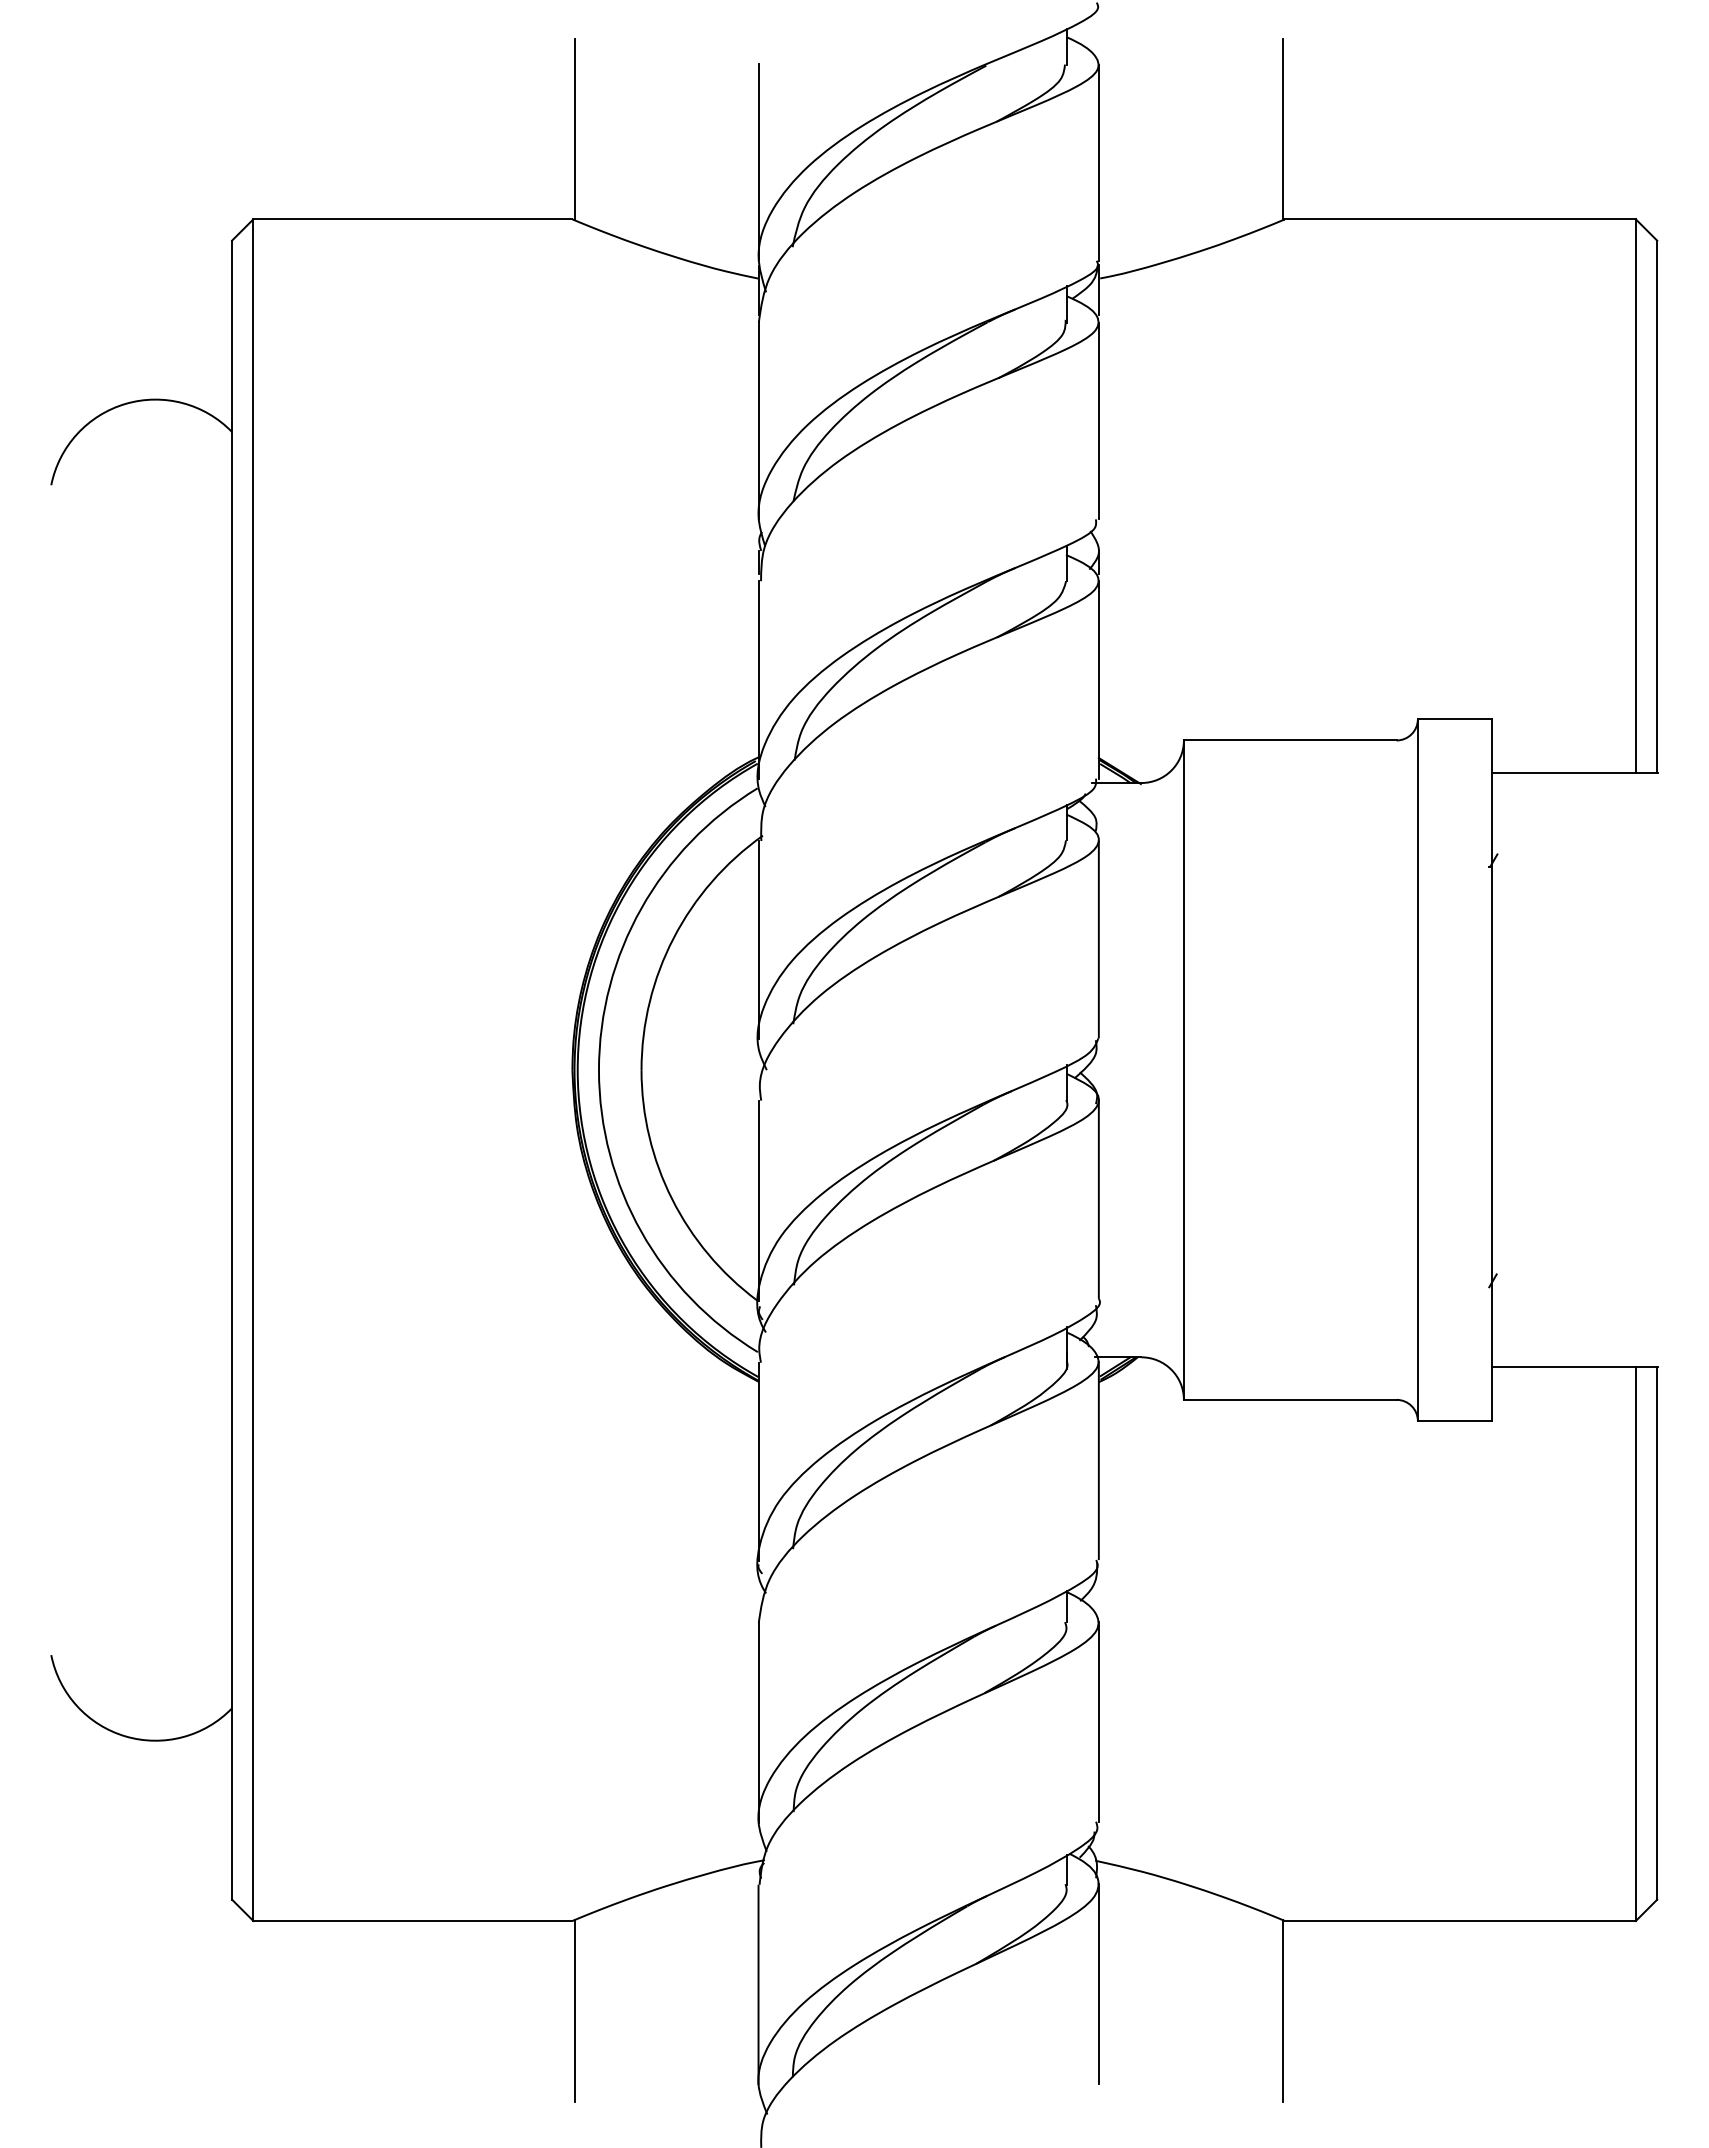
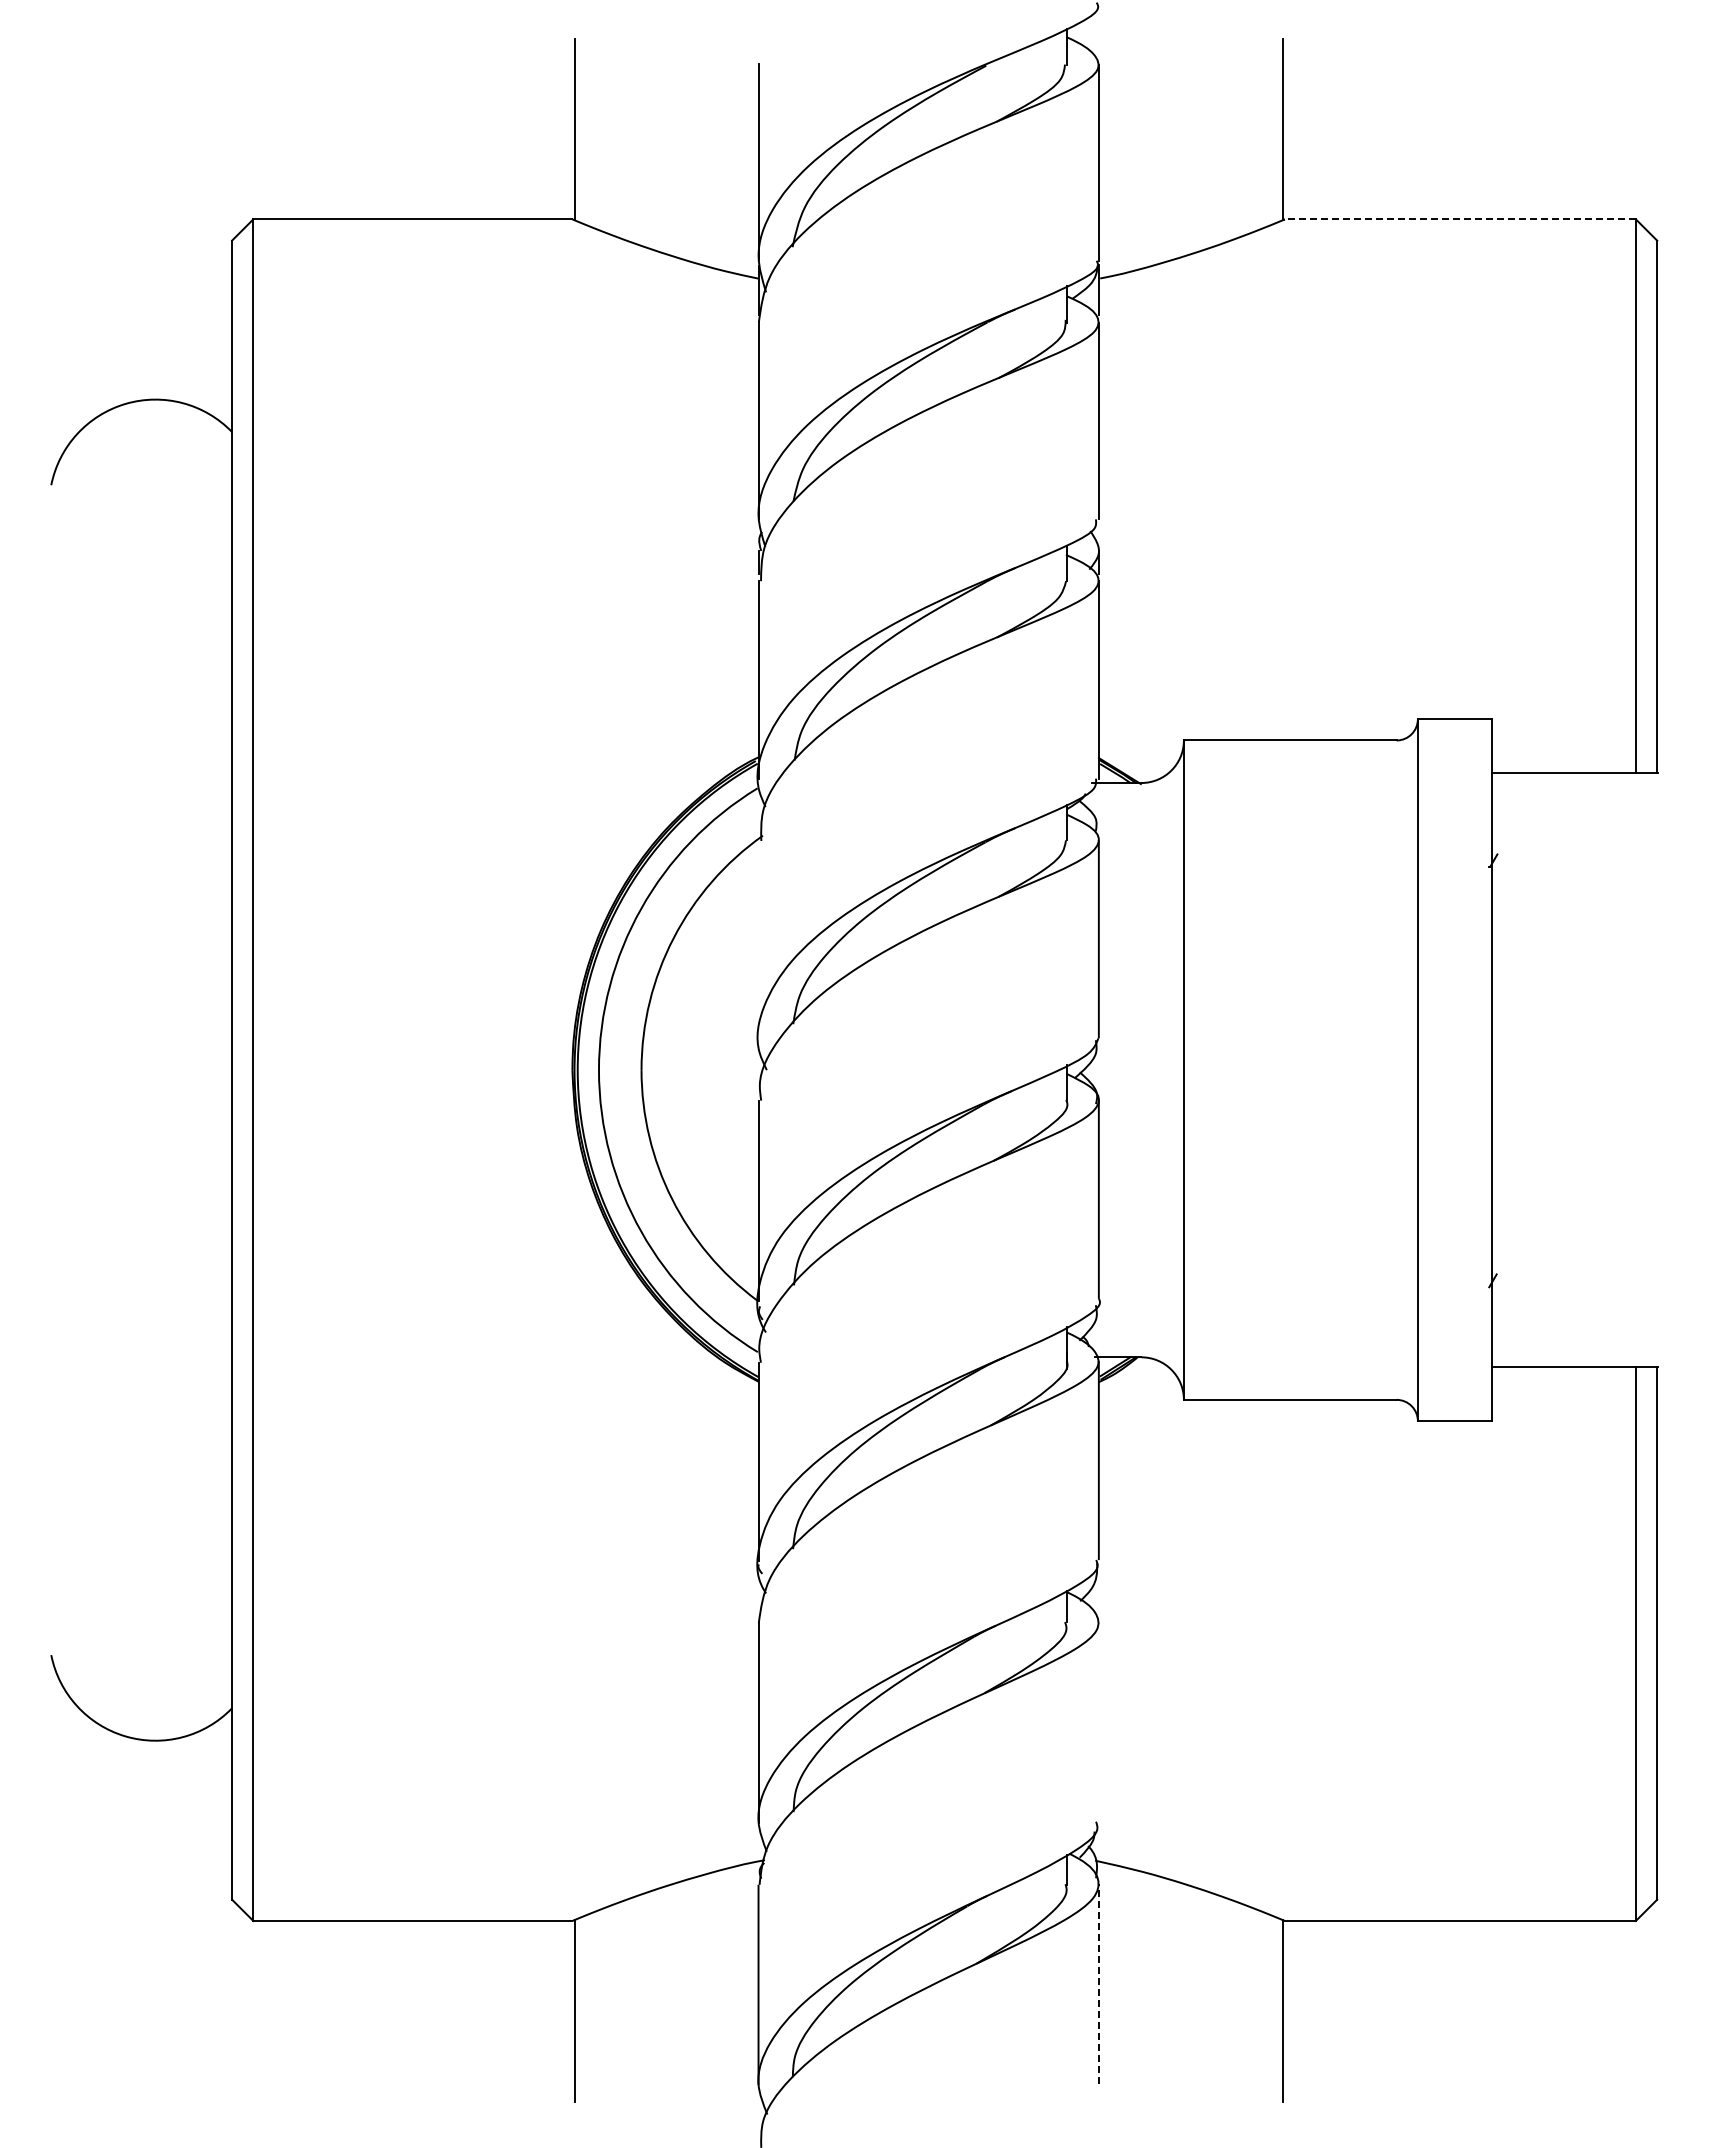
line: solid -> dashed (1460, 219)
line: present -> none (758, 939)
line: present -> none (1098, 1721)
line: solid -> dashed (1098, 1983)
